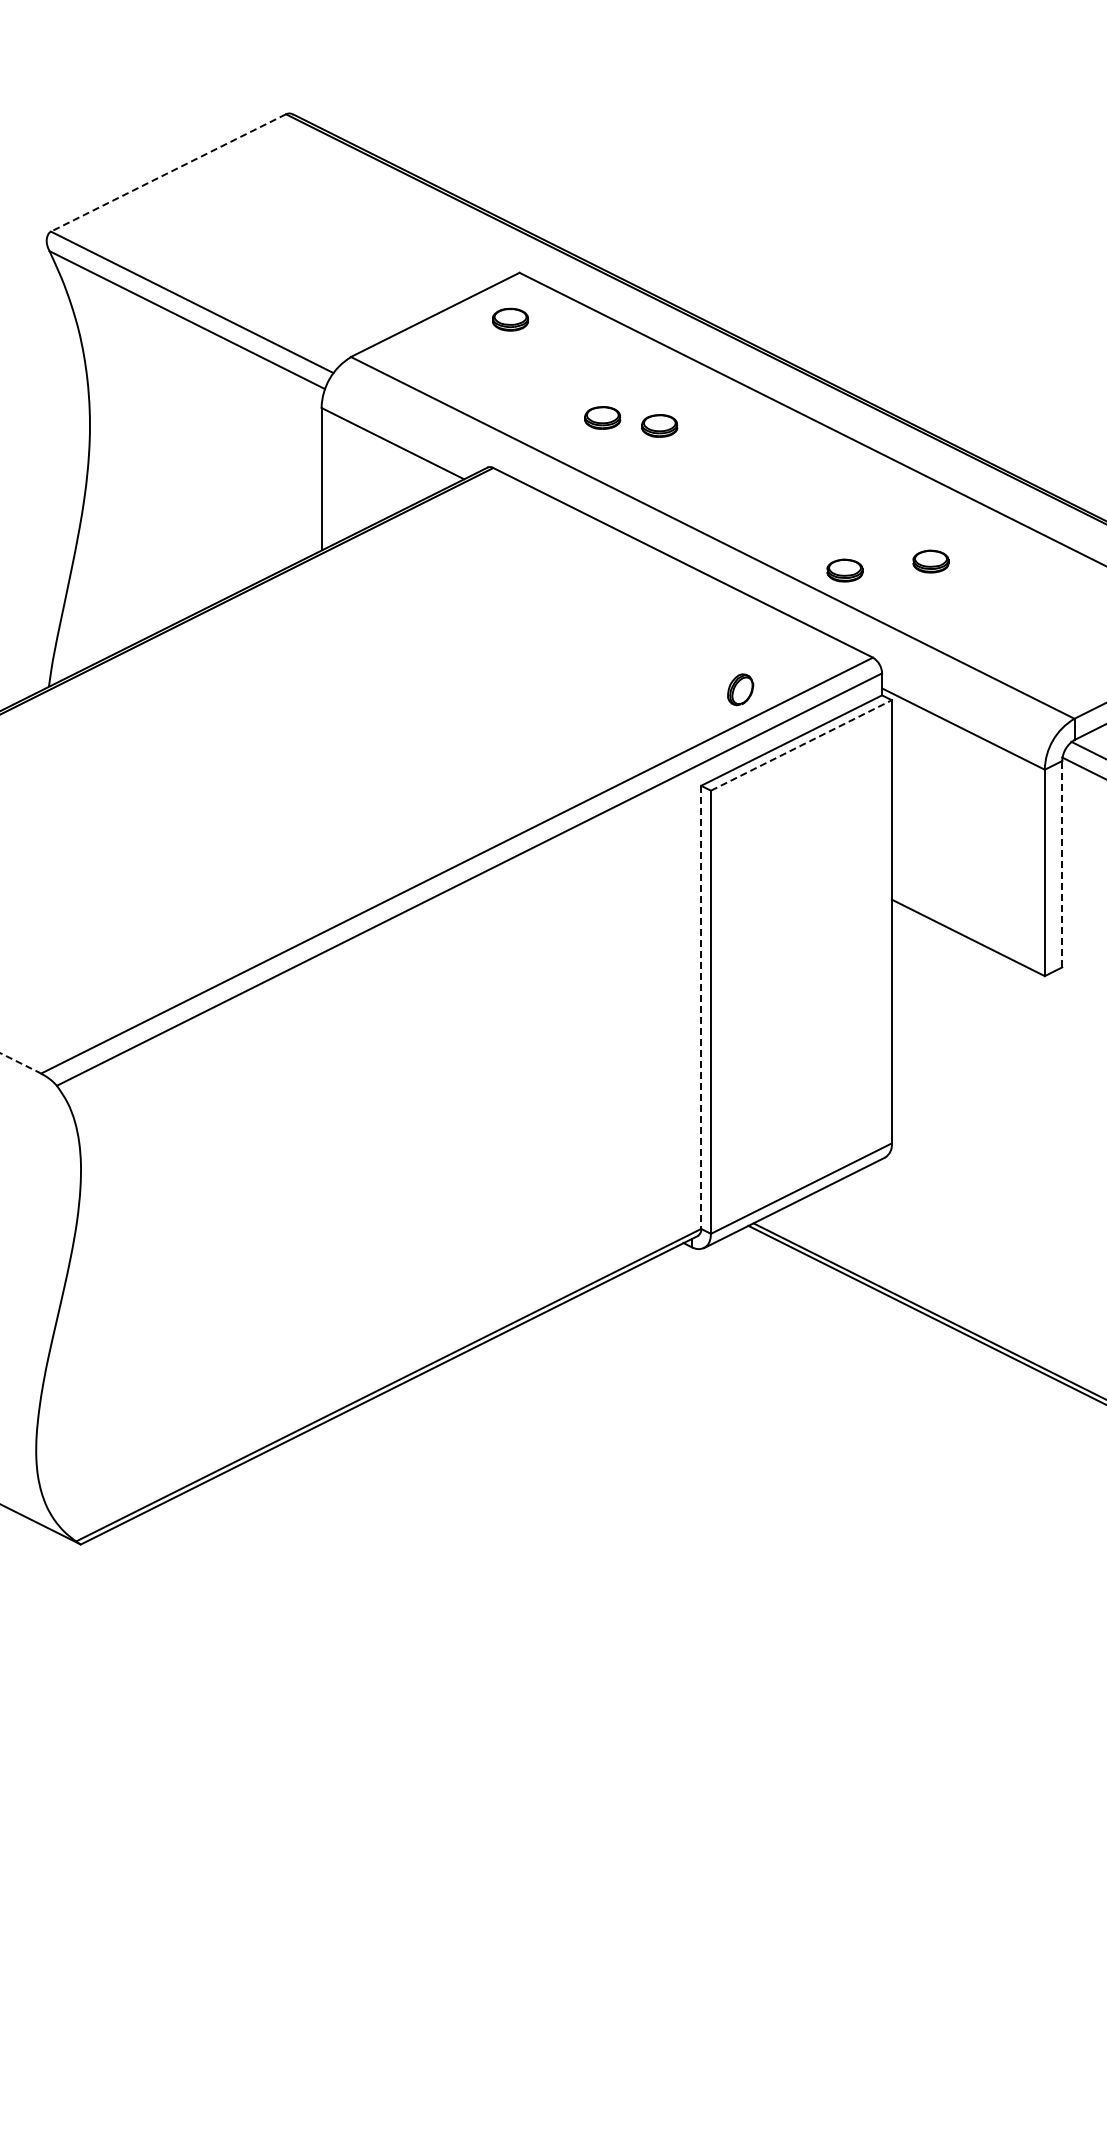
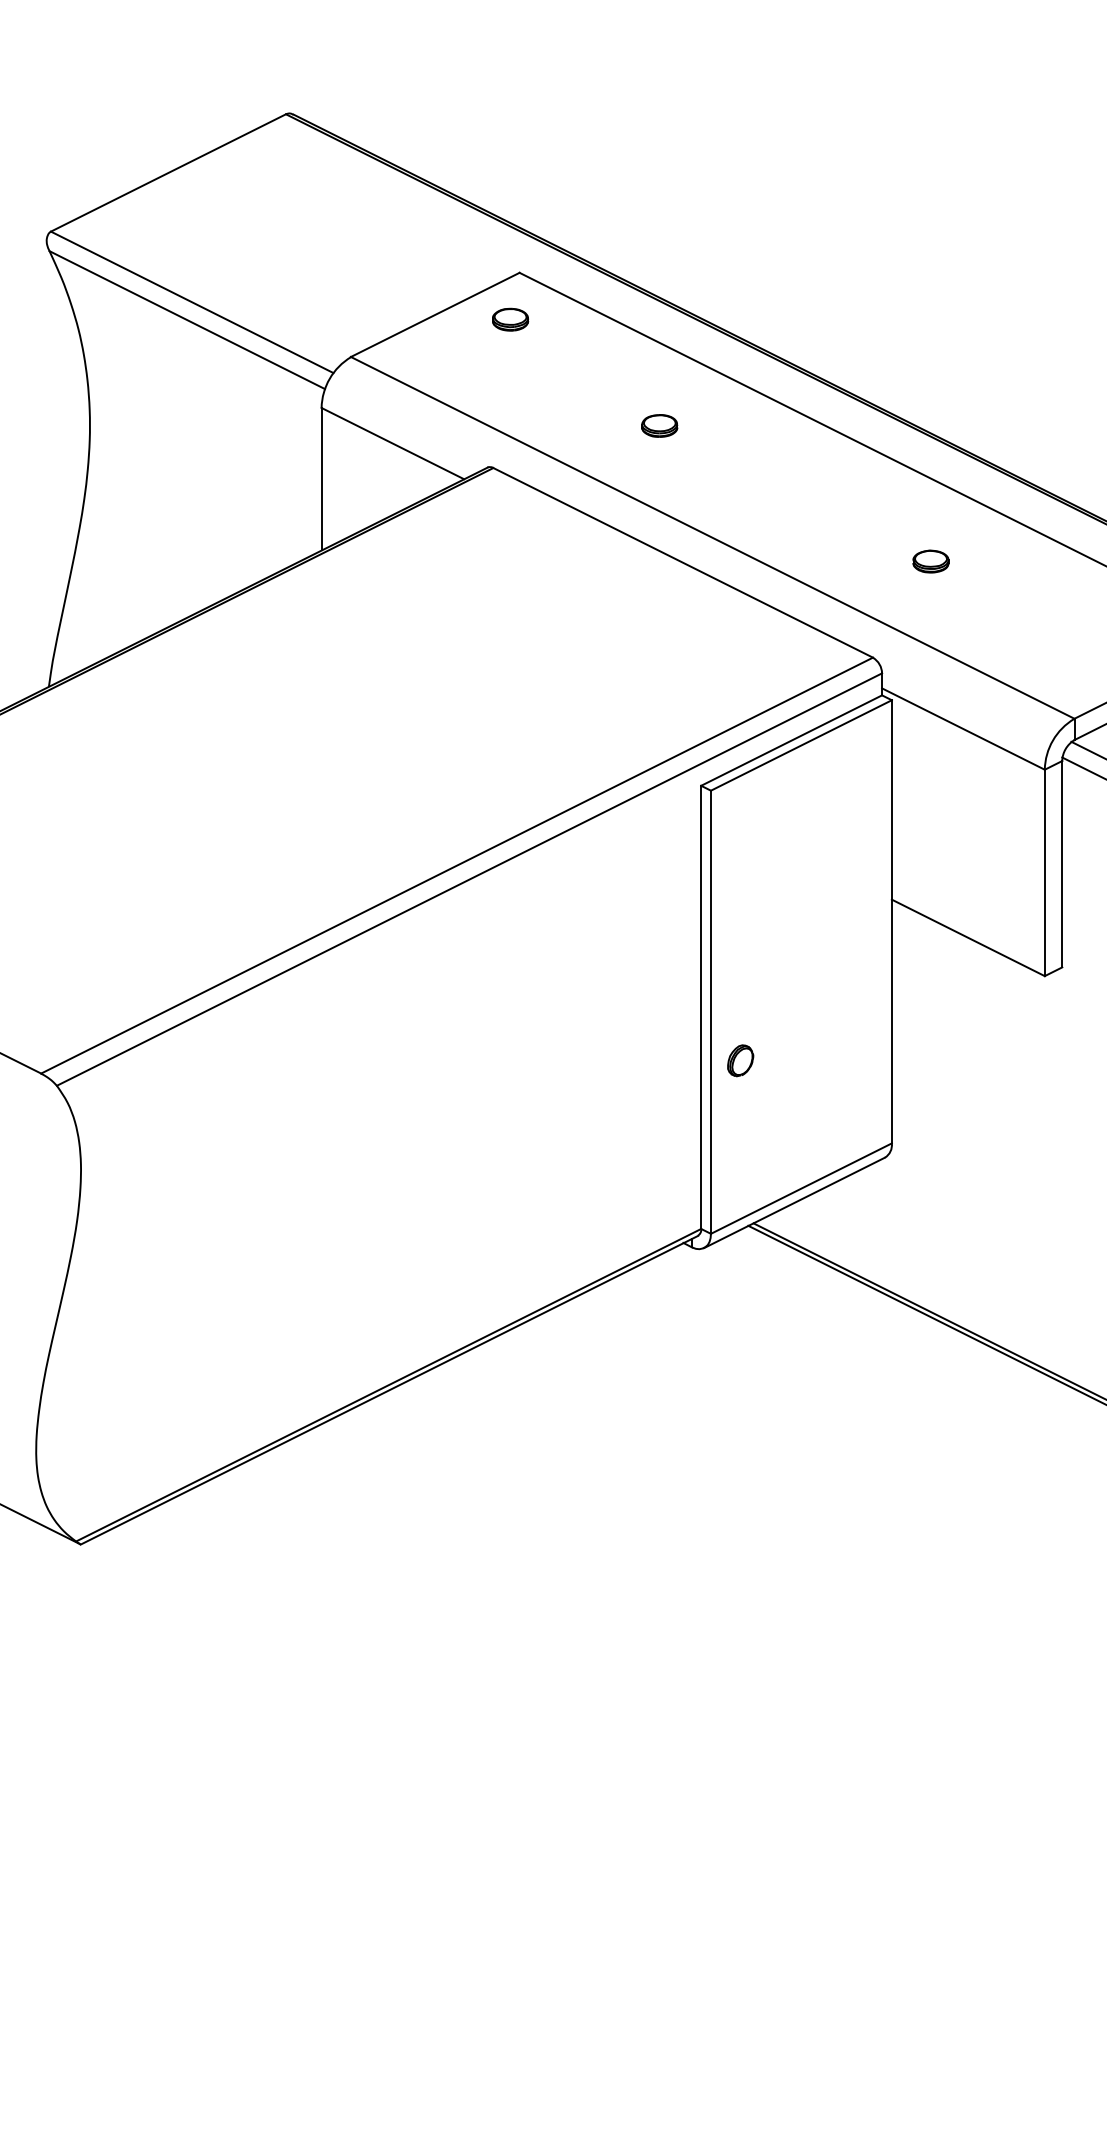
line: dashed -> solid (168, 173)
part: present -> none (602, 417)
part: present -> none (844, 570)
part position: (740, 689) -> (740, 1060) (740, 1060)
line: dashed -> solid (801, 745)
line: dashed -> solid (1062, 863)
line: dashed -> solid (701, 1007)
line: dashed -> solid (20, 1063)
